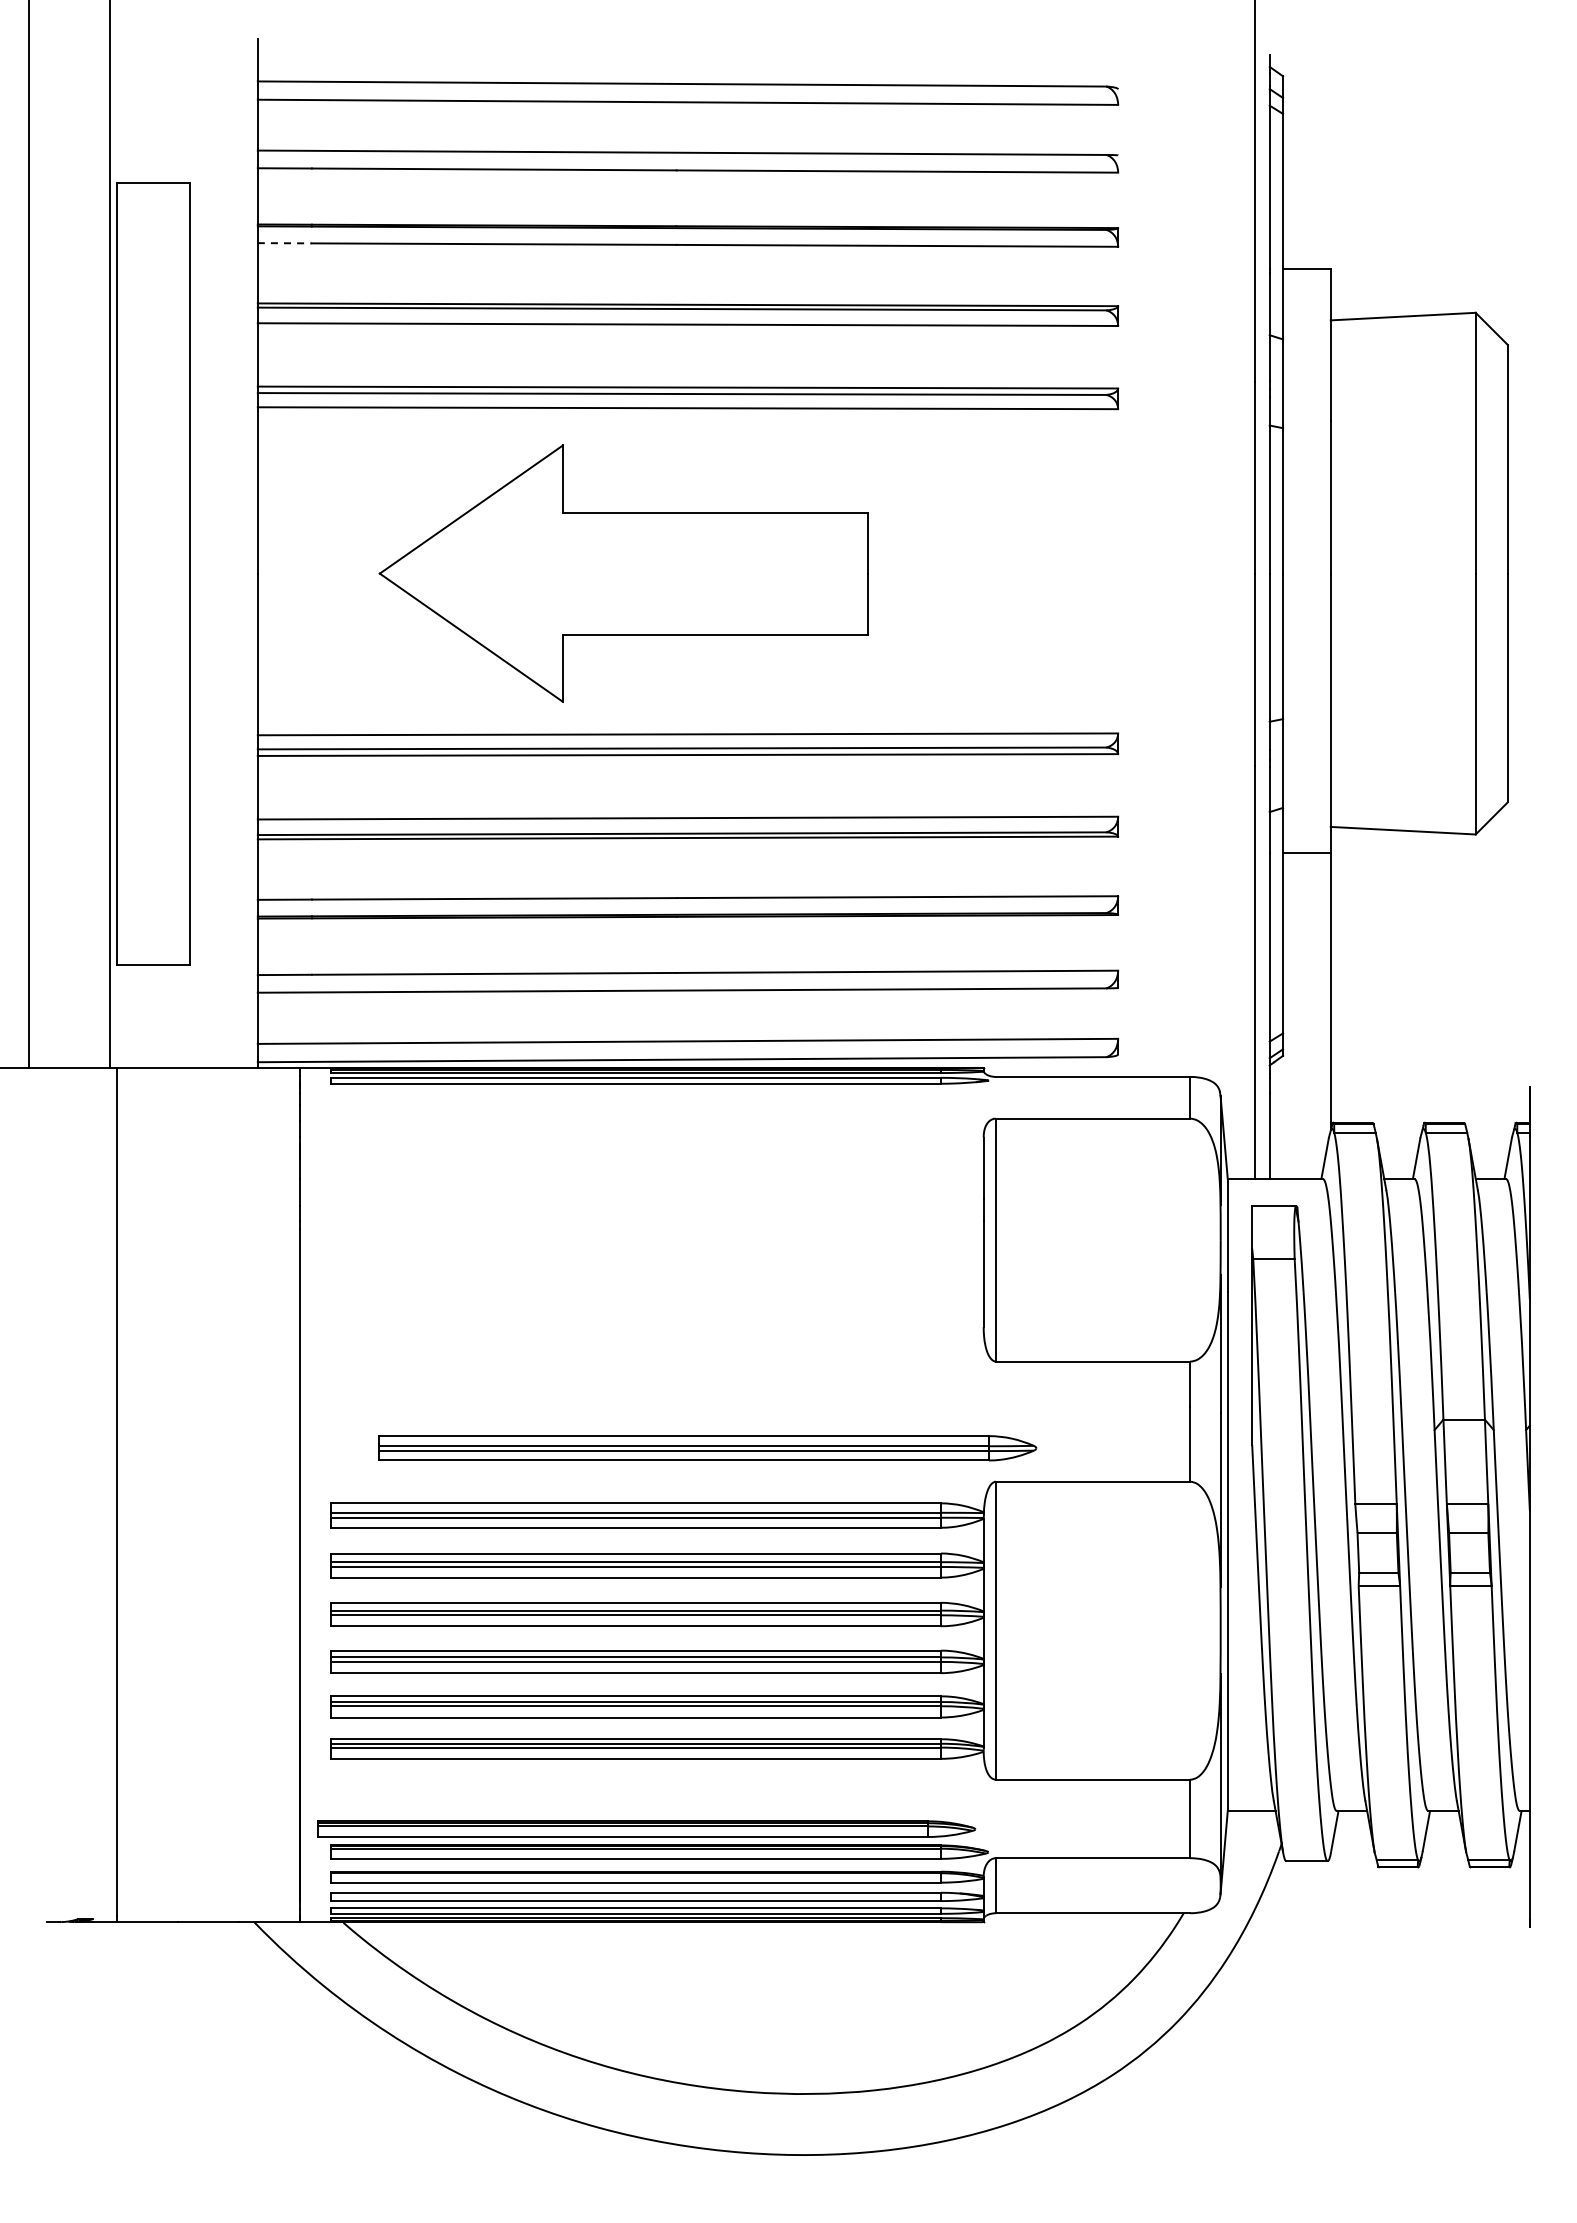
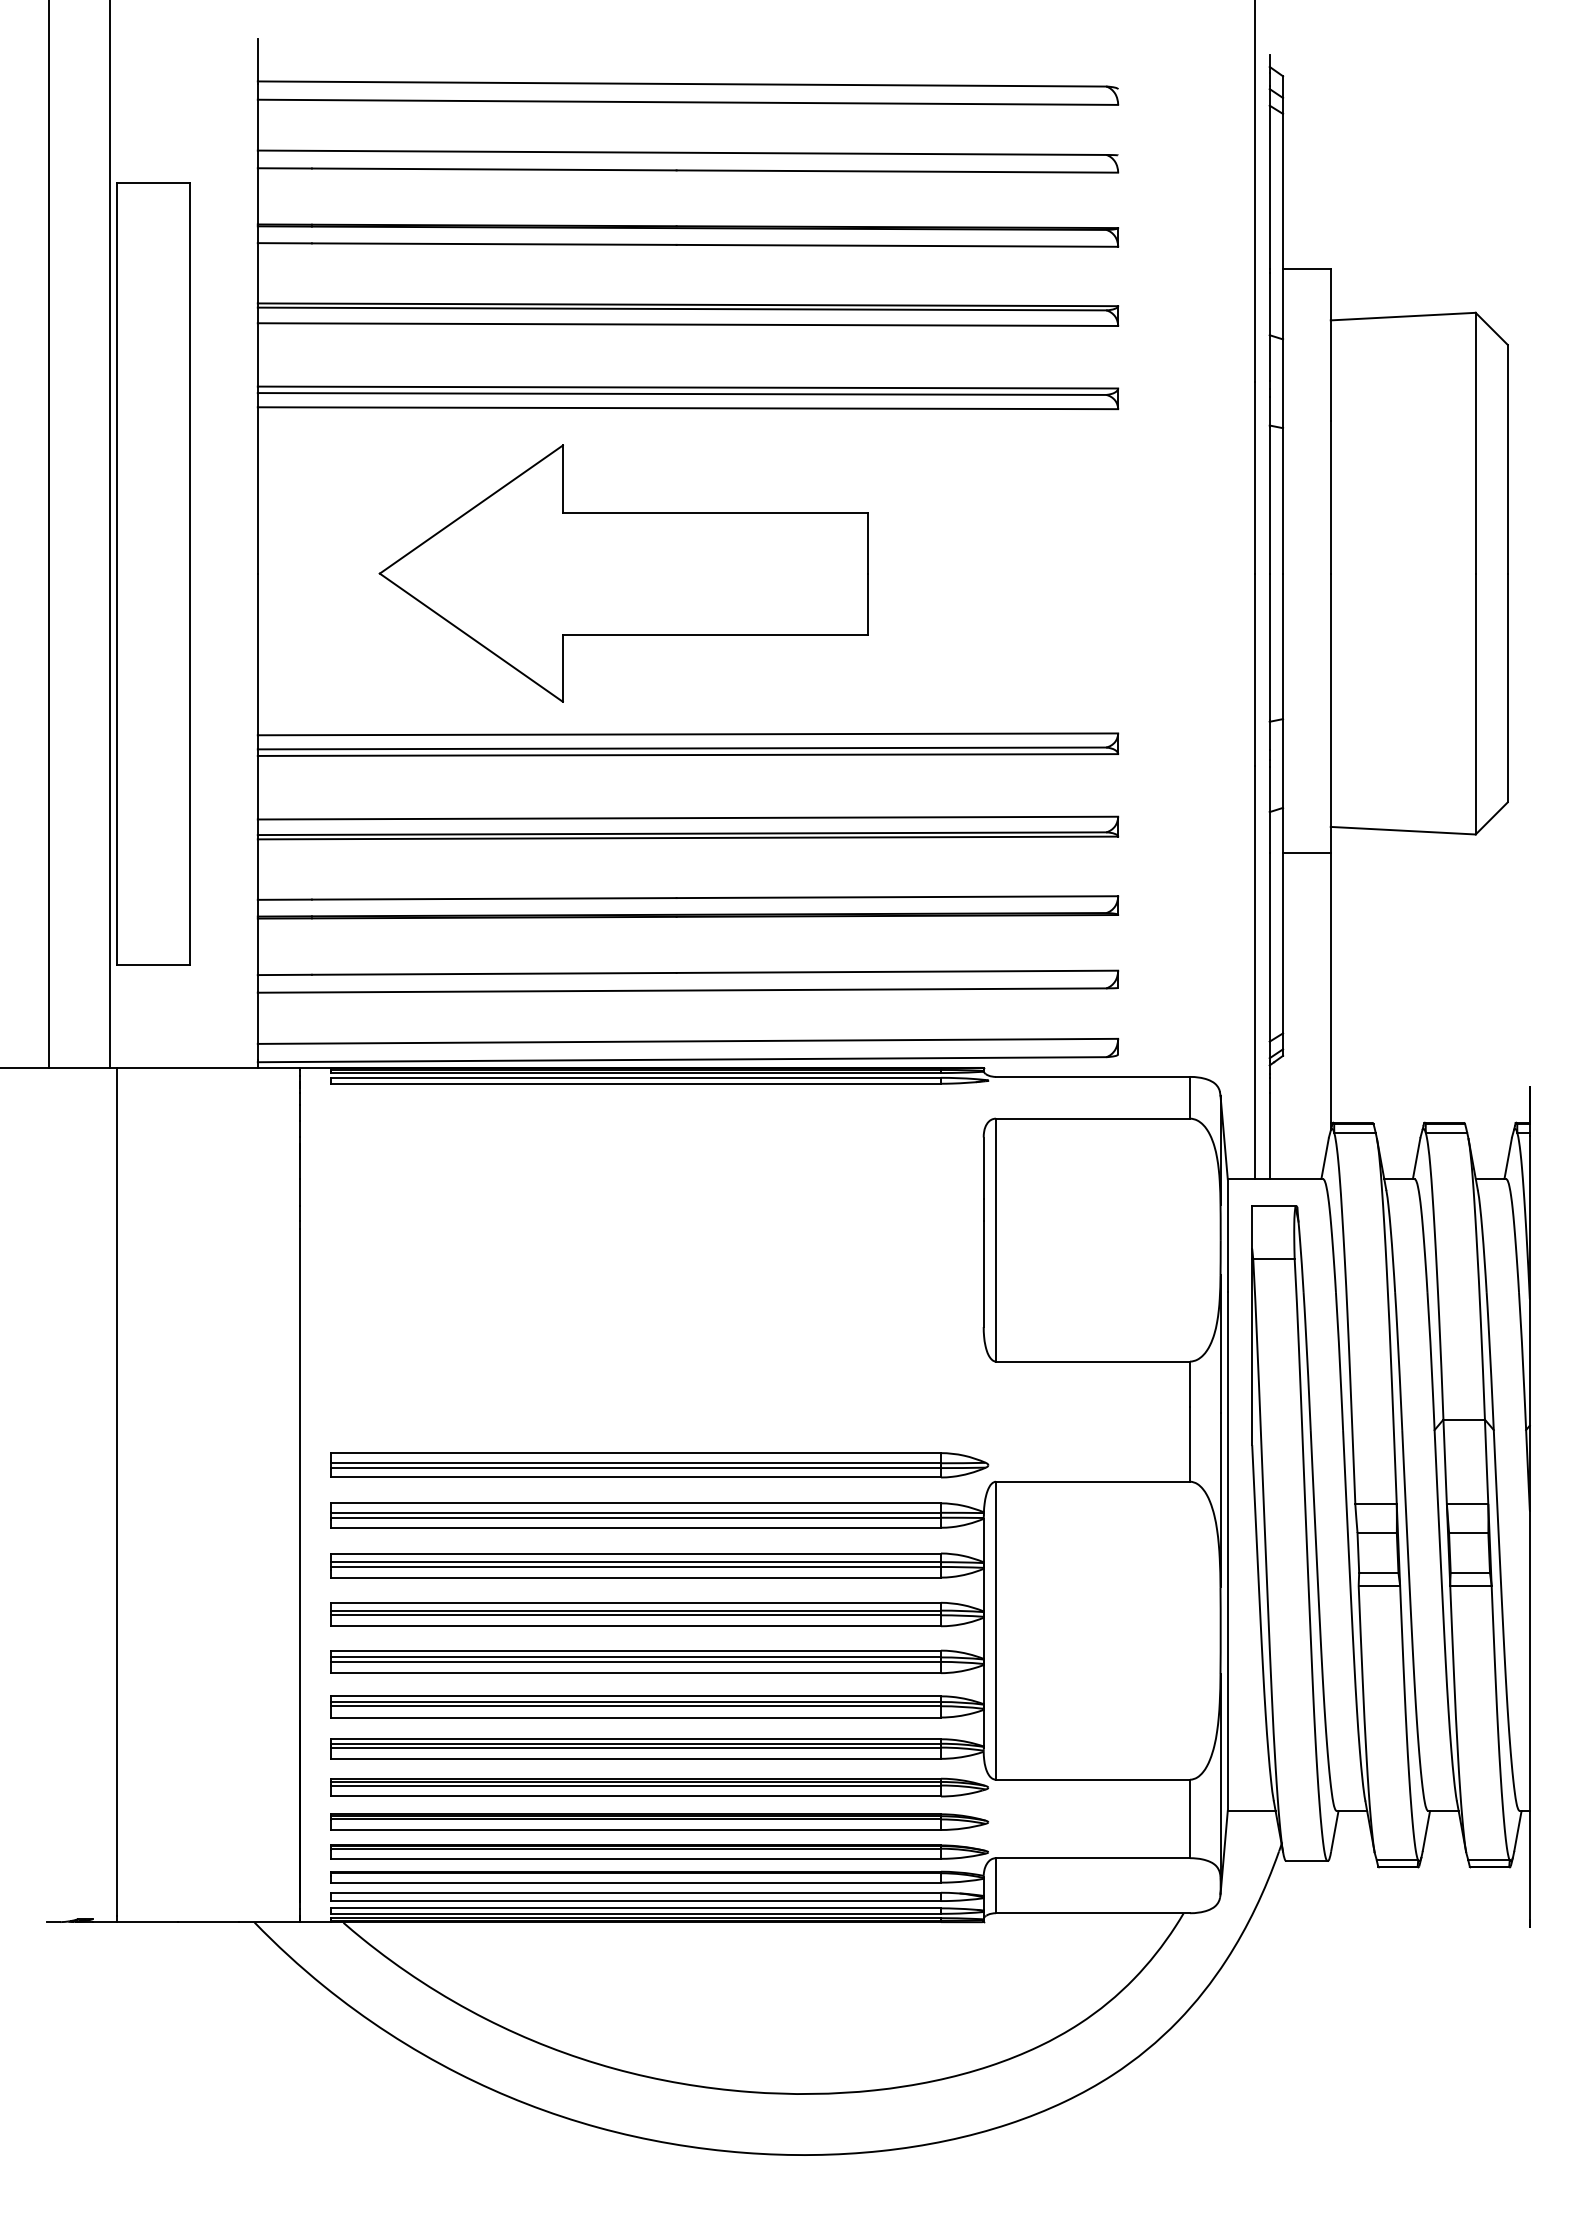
line: dashed -> solid (285, 243)
line position: (29, 535) -> (49, 535) (49, 535)
part position: (707, 1448) -> (659, 1465) (659, 1465)
part: none -> present (659, 1787)
part position: (646, 1828) -> (659, 1821) (659, 1821)
